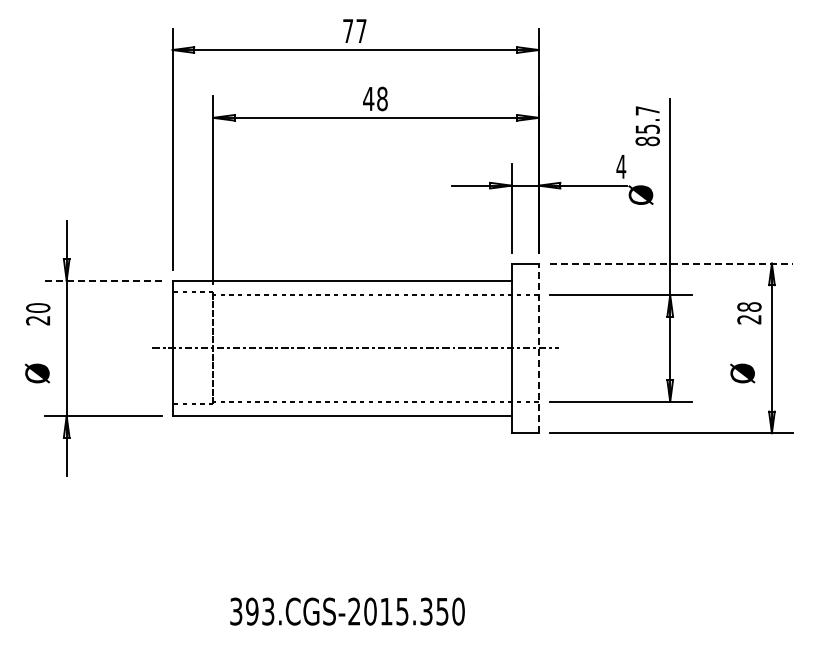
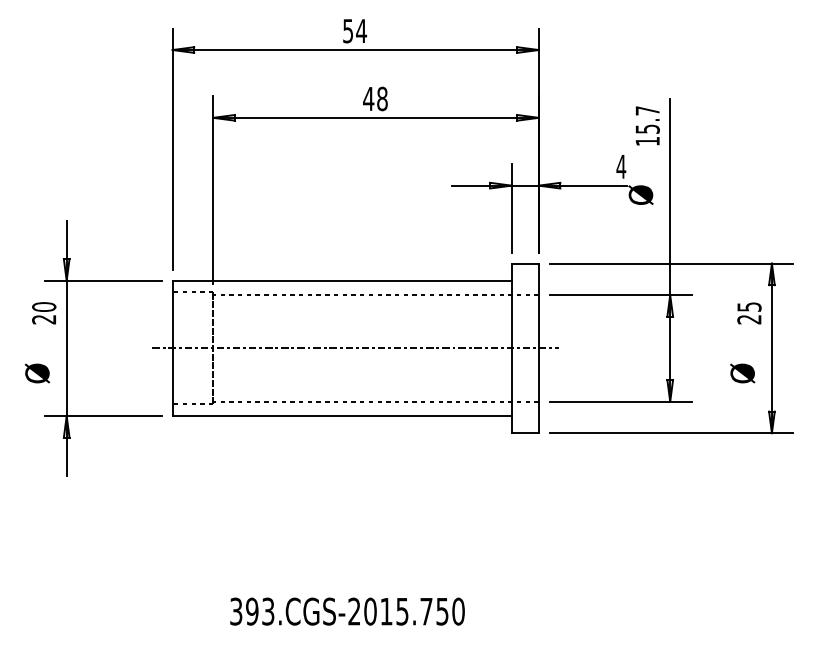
text: 77 -> 54 (355, 31)
text: 85.7 -> 15.7 (647, 141)
line: dashed -> solid (671, 263)
line: dashed -> solid (103, 280)
text: 28 -> 25 (749, 306)
text position: (38, 314) -> (44, 313) (44, 313)
line: dashed -> solid (538, 348)
text: 393.CGS-2015.350 -> 393.CGS-2015.750 (426, 611)
